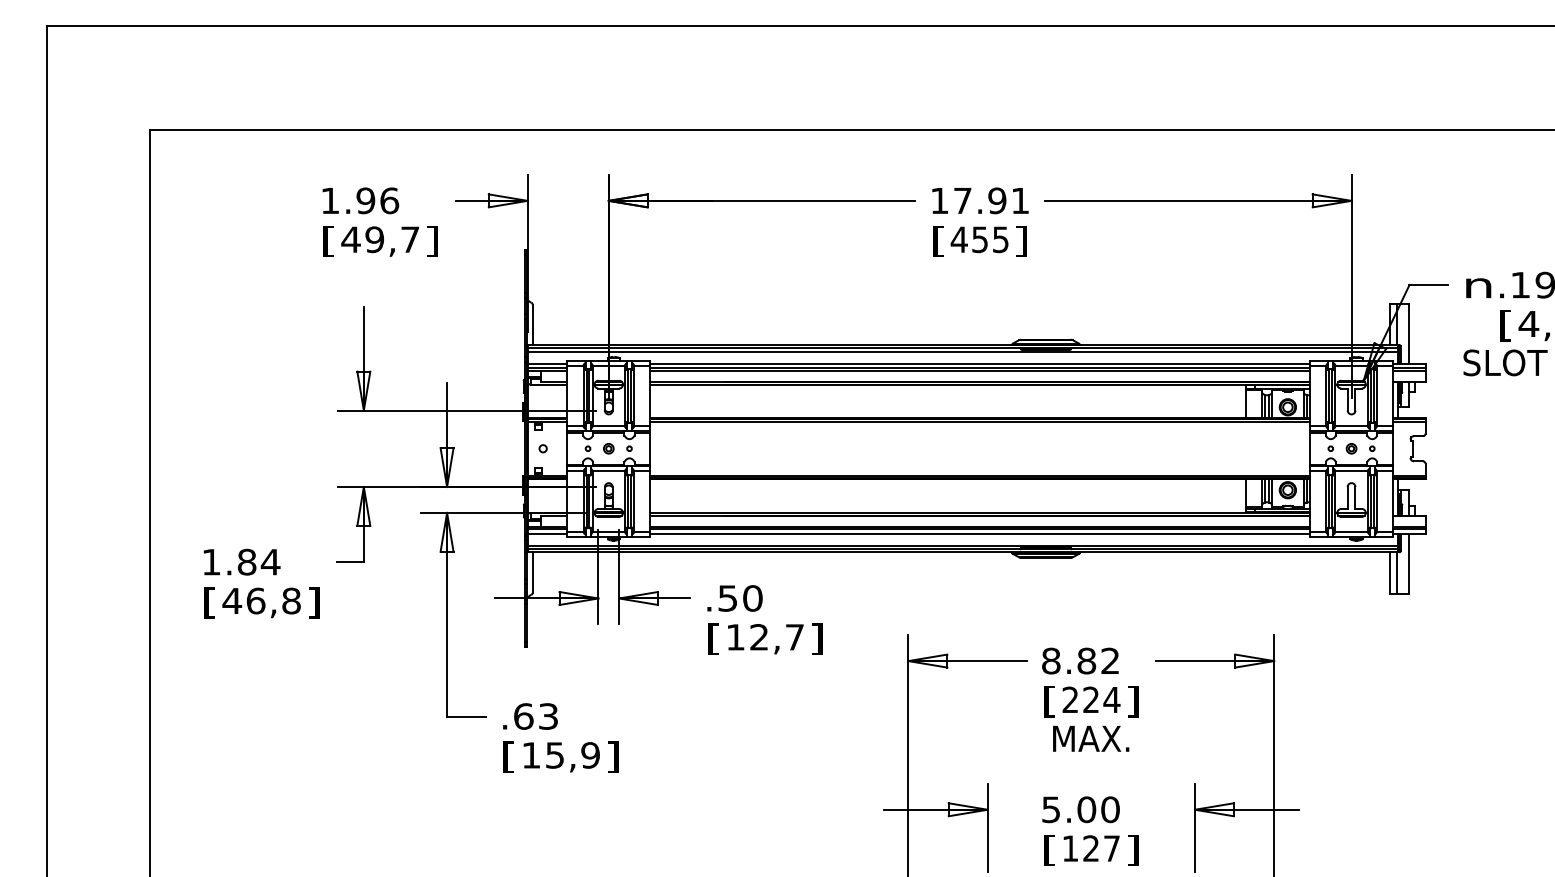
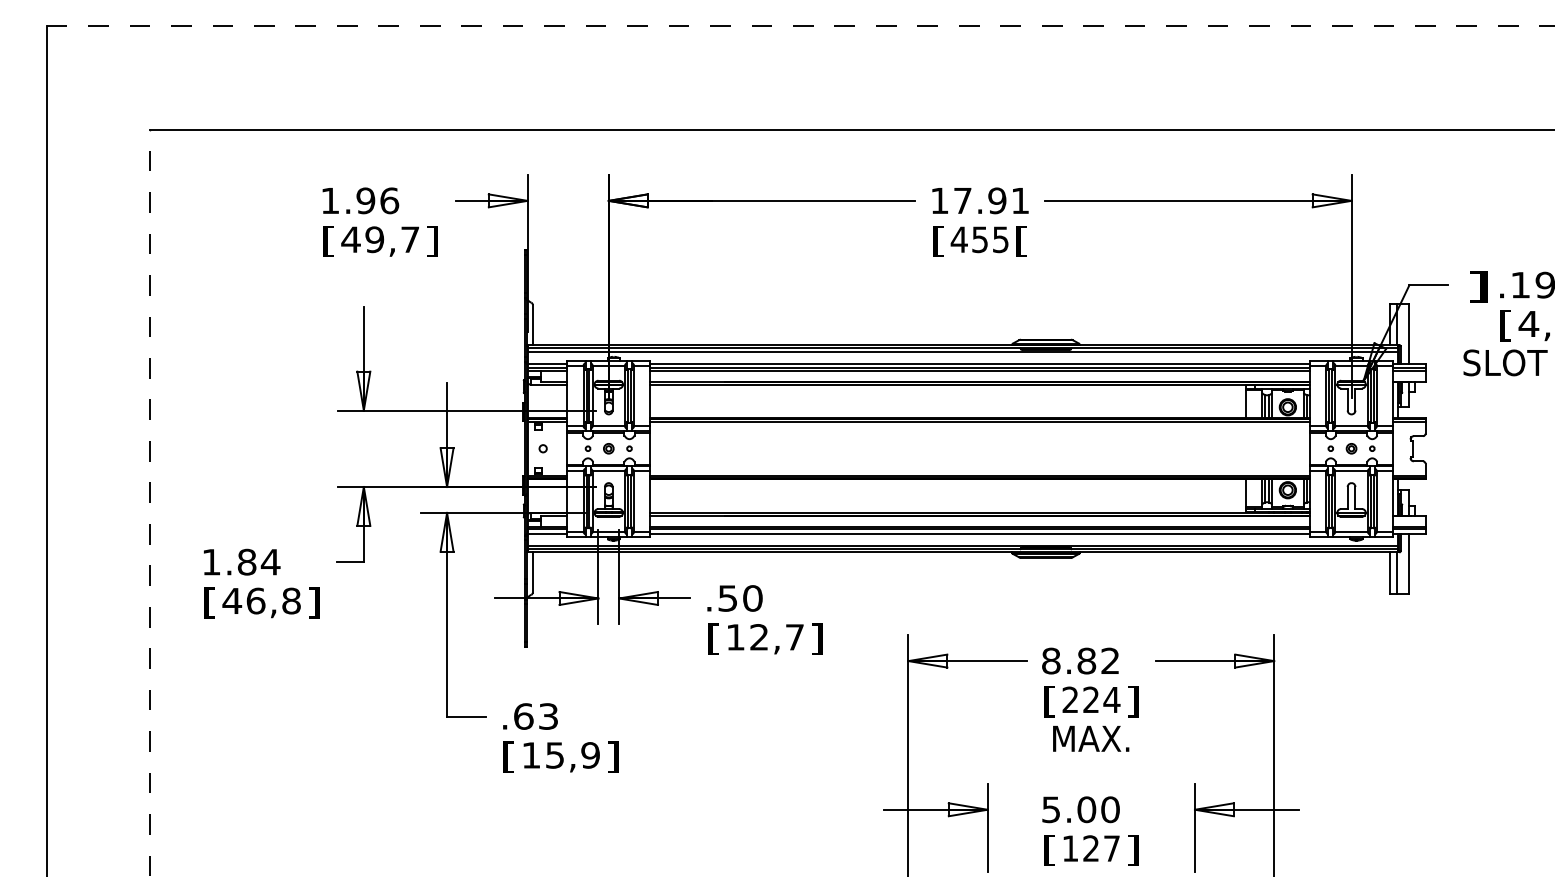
line: solid -> dashed (800, 26)
text: ] -> [ (1021, 241)
text: n -> ] (1478, 286)
line: solid -> dashed (150, 502)
